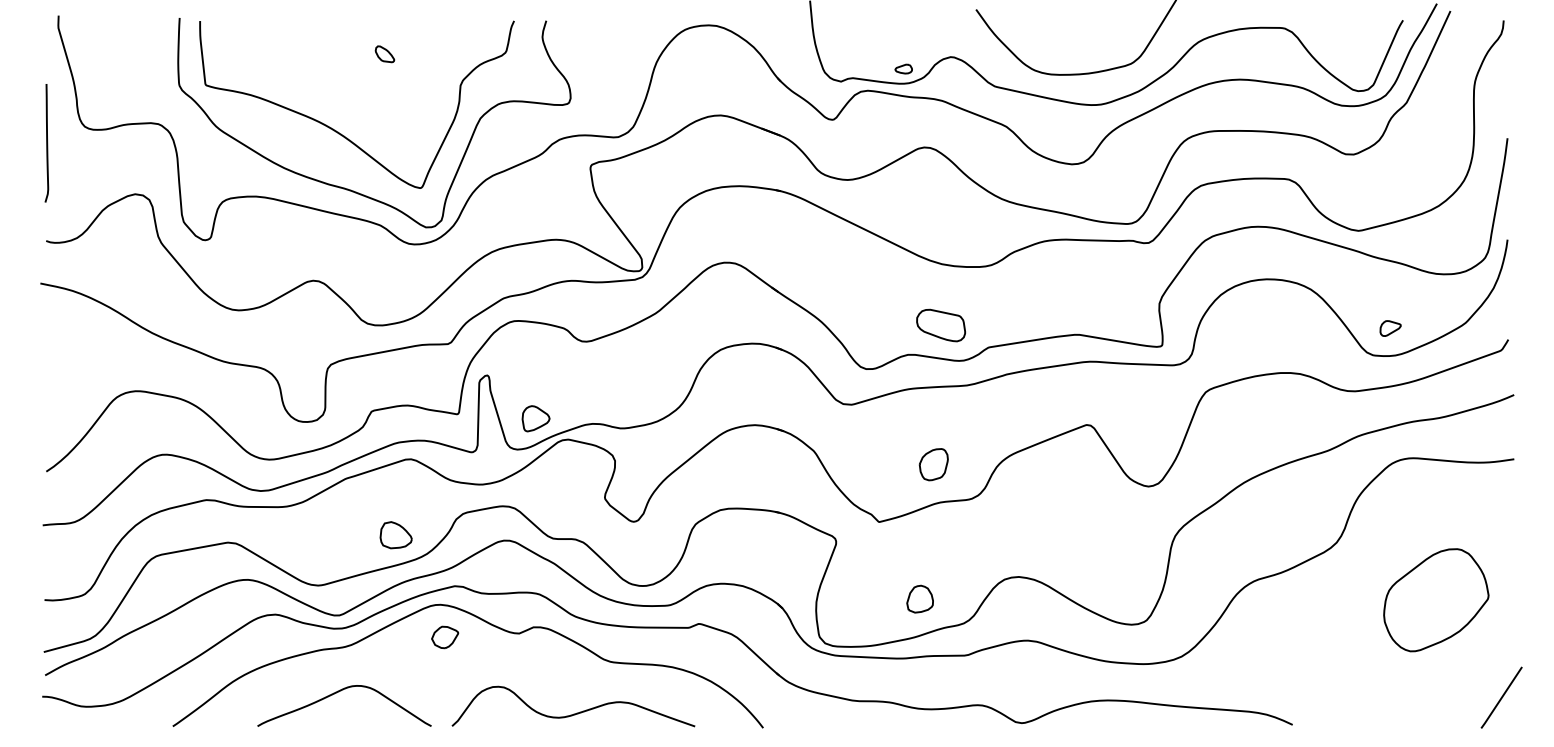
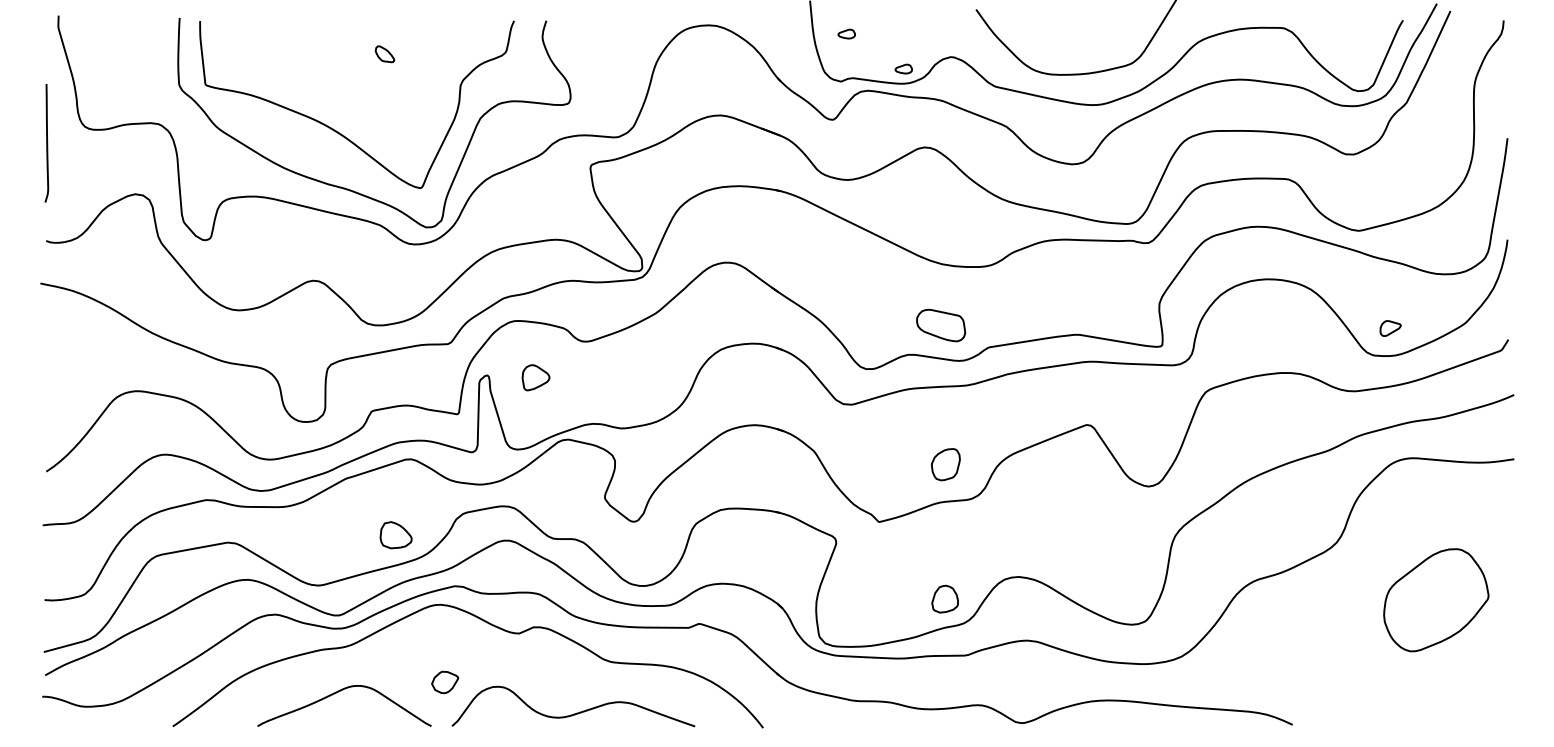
part: none -> present (846, 33)
part position: (535, 418) -> (535, 377) (535, 377)
part position: (933, 464) -> (945, 464) (945, 464)
part position: (919, 598) -> (944, 598) (944, 598)
part position: (445, 637) -> (445, 682) (445, 682)
line: present -> none (1501, 697)
